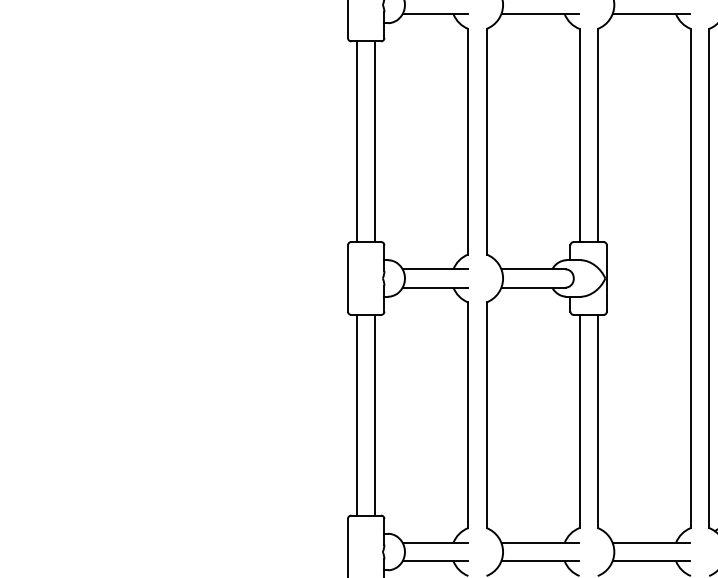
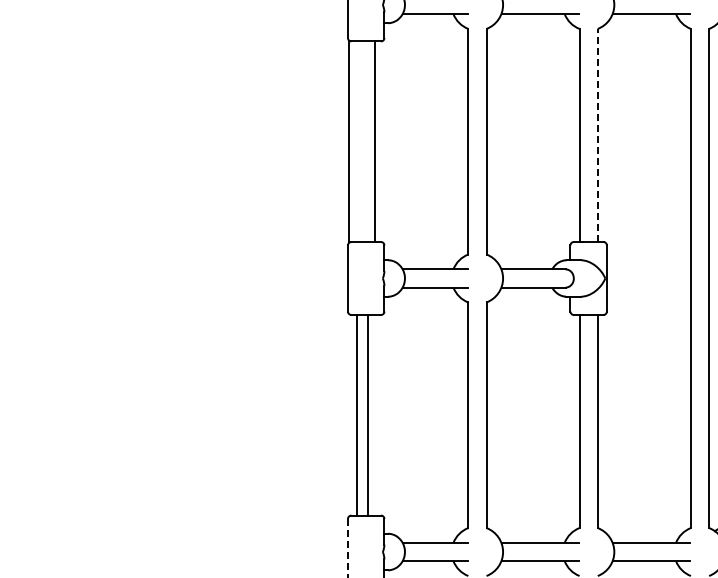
line: solid -> dashed (597, 135)
line position: (357, 141) -> (349, 141) (349, 141)
line position: (375, 414) -> (368, 414) (368, 414)
line: solid -> dashed (347, 548)
